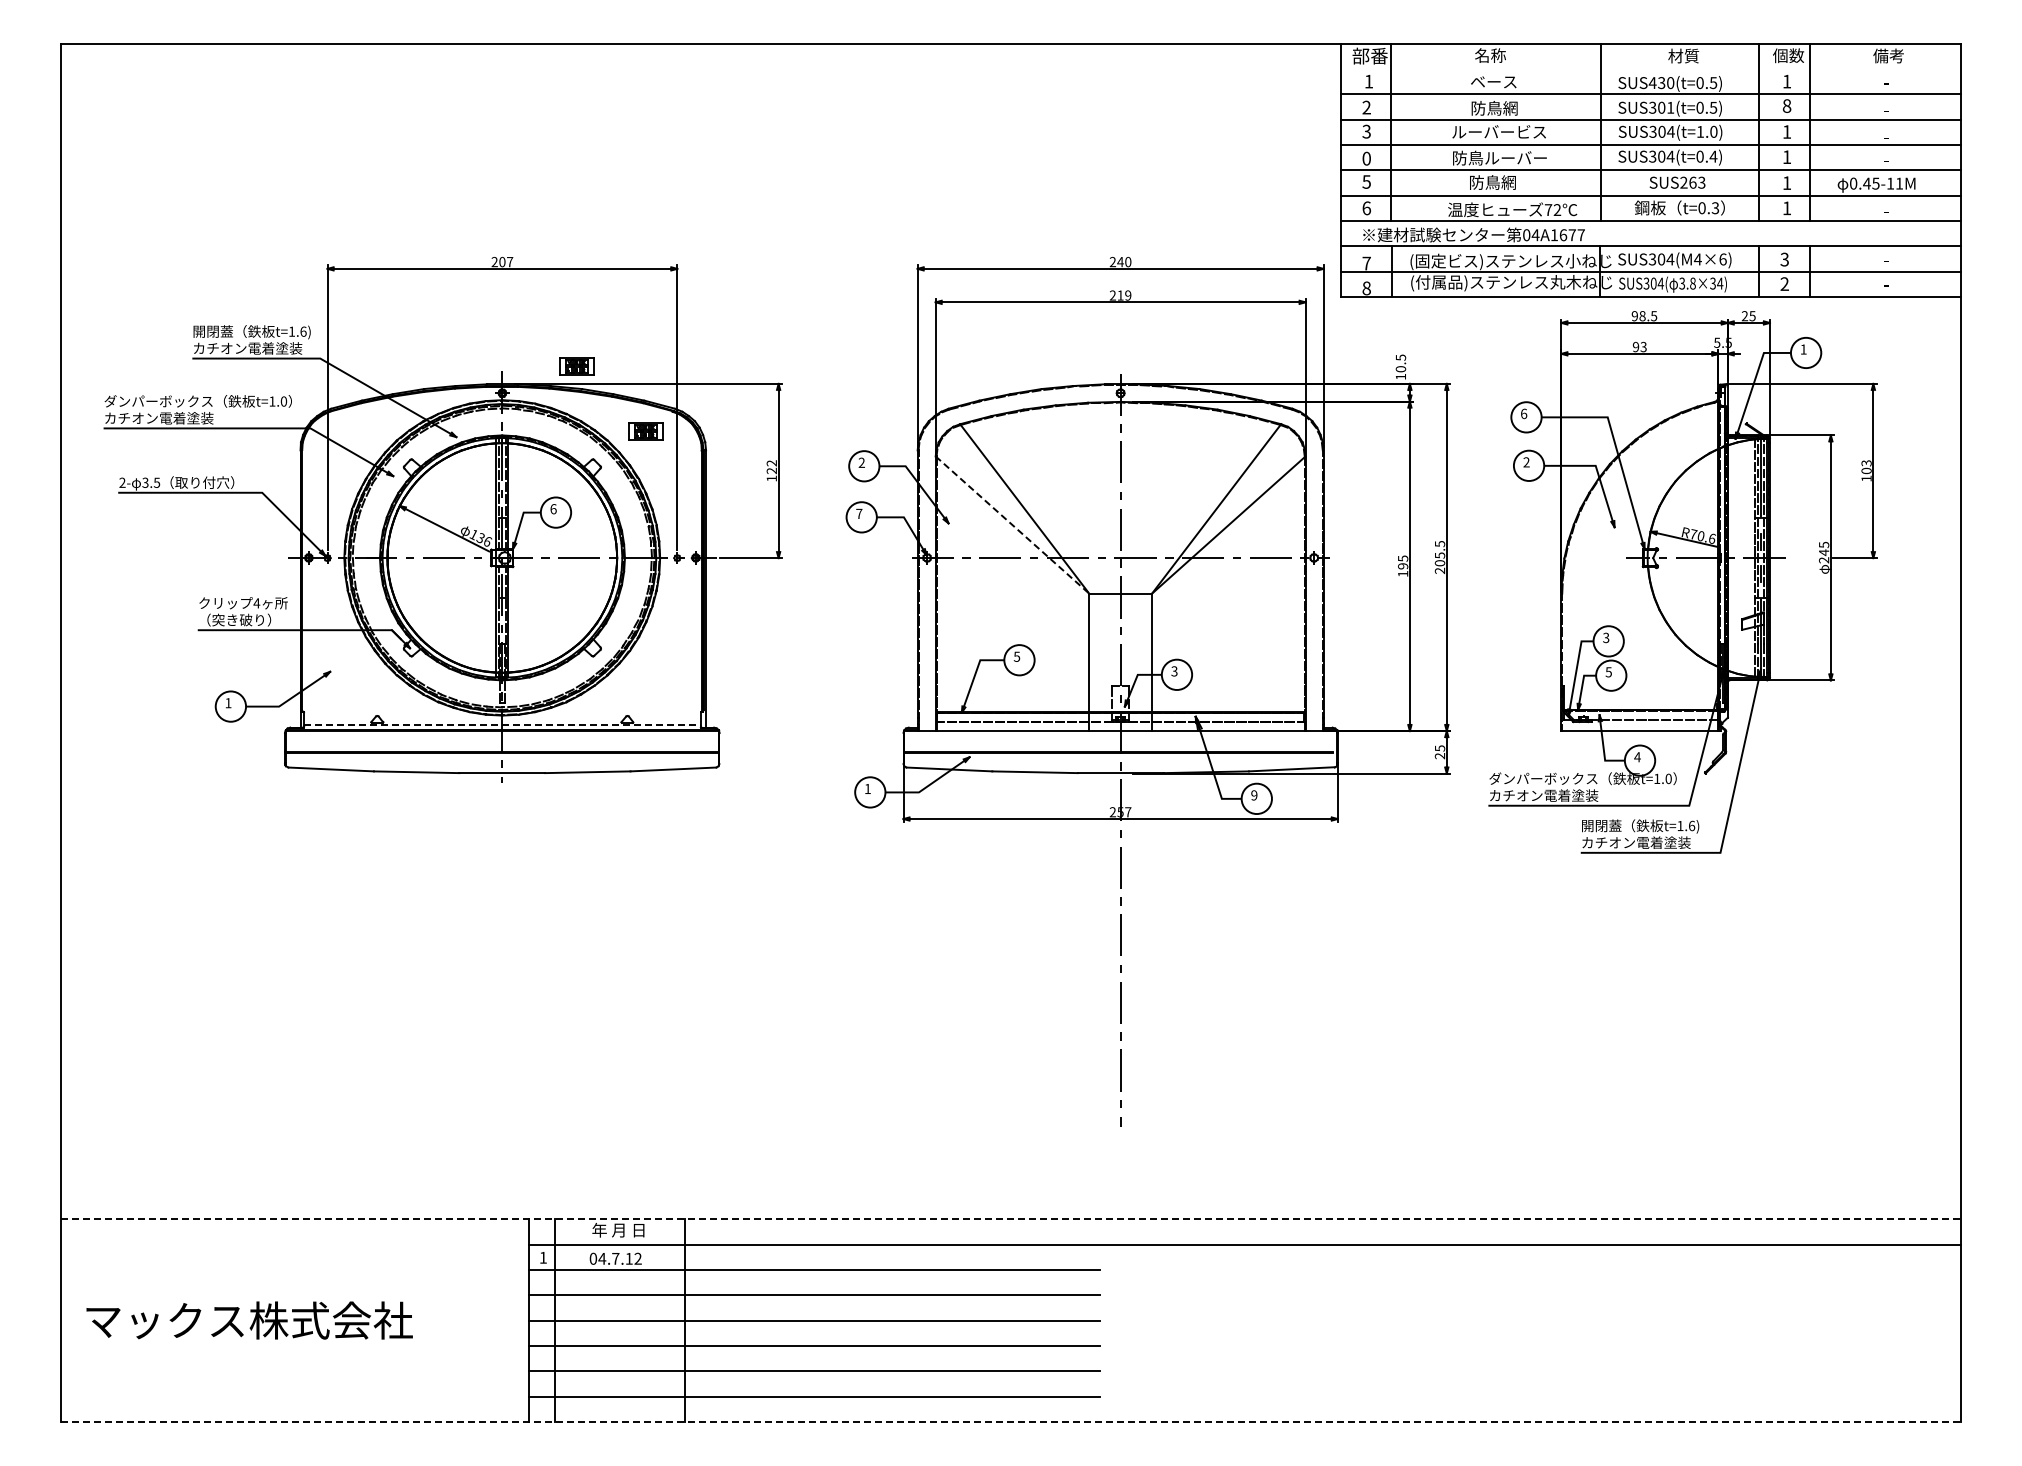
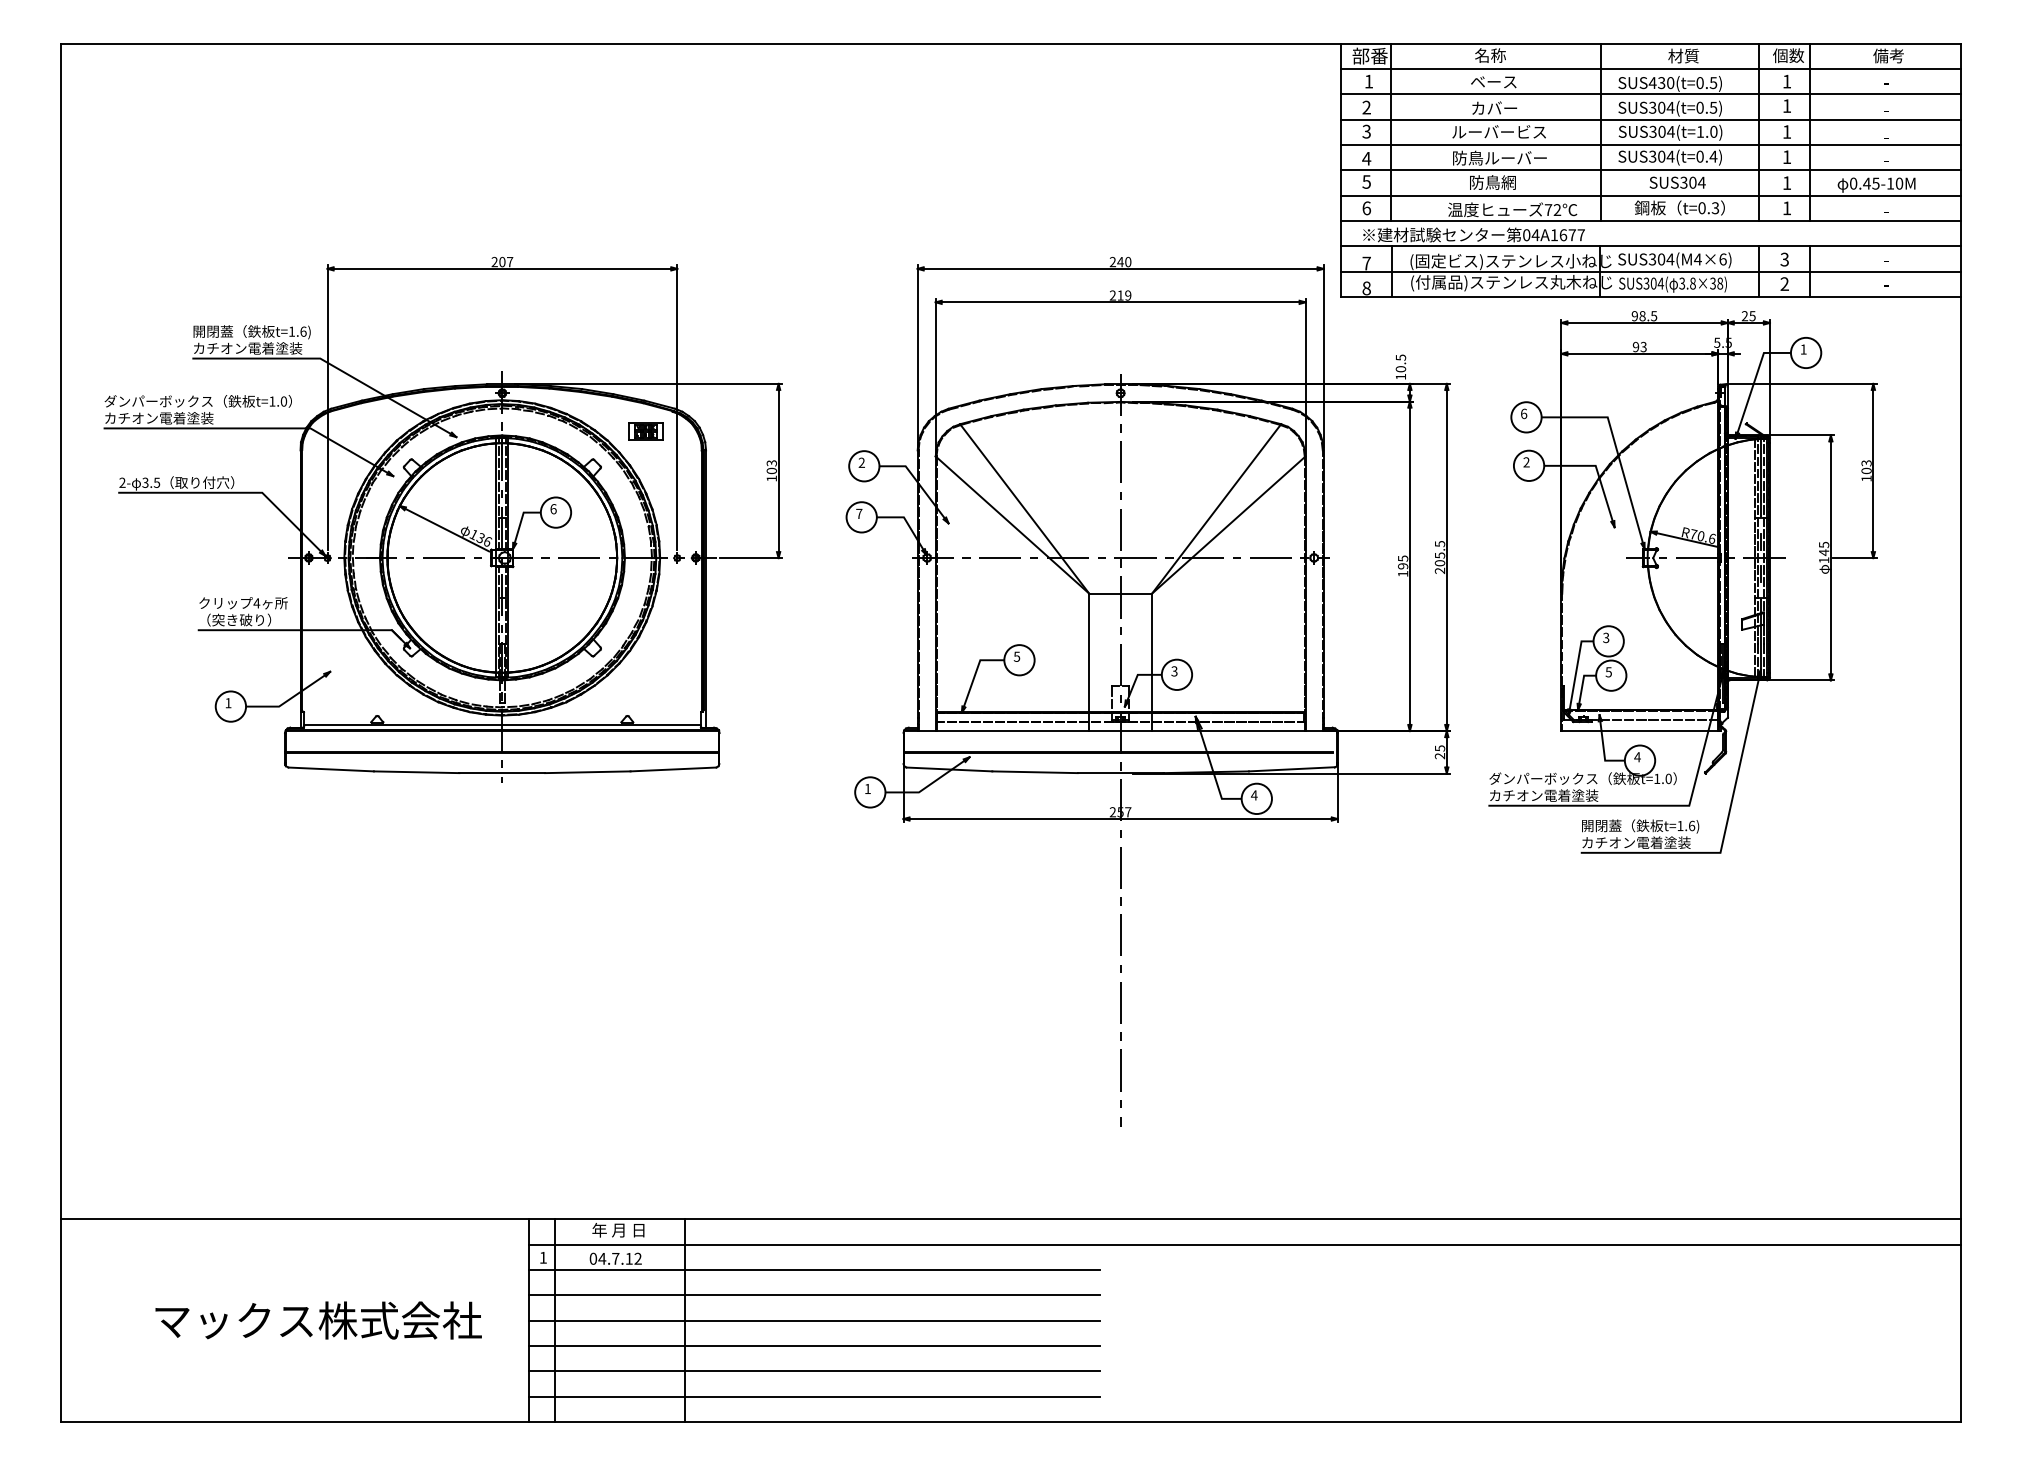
line: none -> present (1650, 69)
text: 8 -> 1 (1786, 105)
text: SUS301(t=0.5) -> SUS304(t=0.5) (1670, 107)
text: 防鳥網 -> カバー (1494, 108)
text: 0 -> 4 (1366, 158)
text: SUS263 -> SUS304 (1692, 182)
text: 0.45-11M -> 0.45-10M (1899, 183)
text: 3.8×34) -> 3.8×38) (1720, 283)
part: present -> none (576, 366)
text: 122 -> 103 (771, 467)
line: dashed -> solid (1012, 525)
text: 245 -> 145 (1823, 560)
line: dashed -> solid (502, 725)
text: 9 -> 4 (1253, 795)
line: dashed -> solid (1011, 1219)
text position: (249, 1320) -> (318, 1320) (318, 1320)
line: dashed -> solid (1011, 1421)
